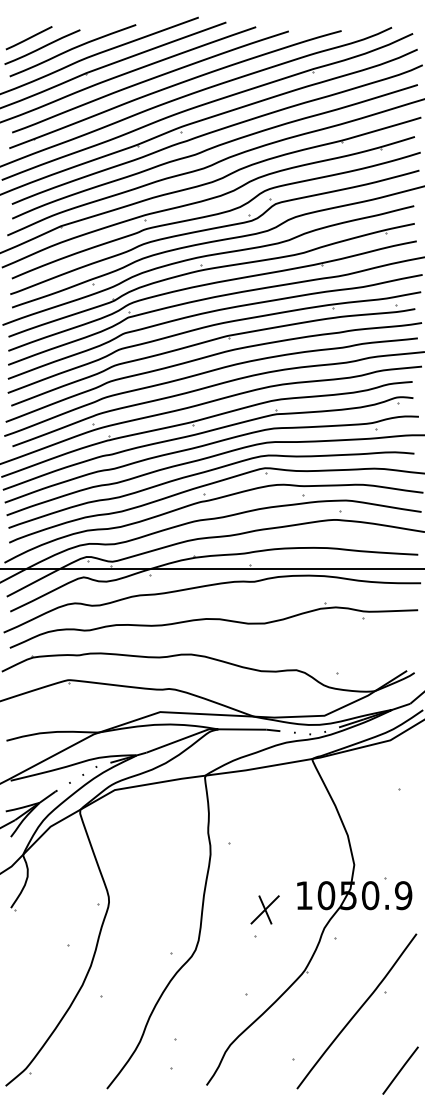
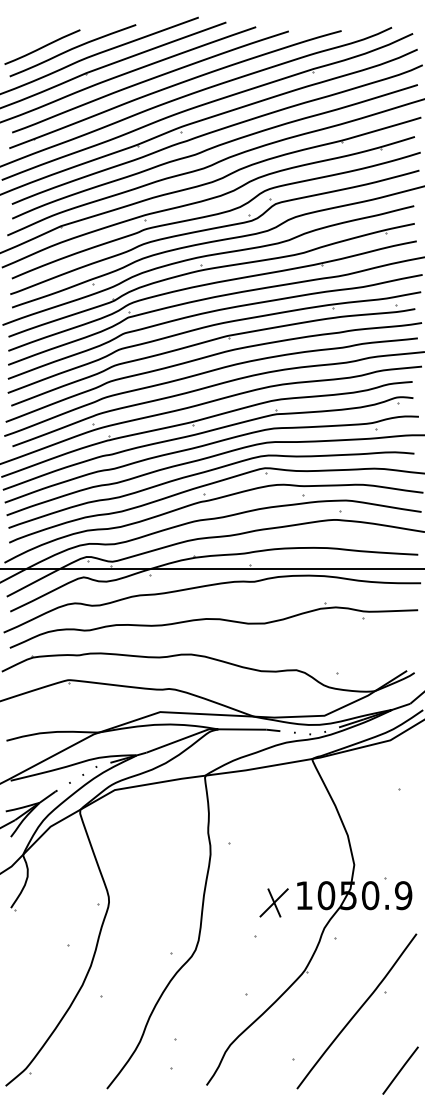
line: present -> none (28, 38)
part position: (264, 909) -> (273, 902) (273, 902)
